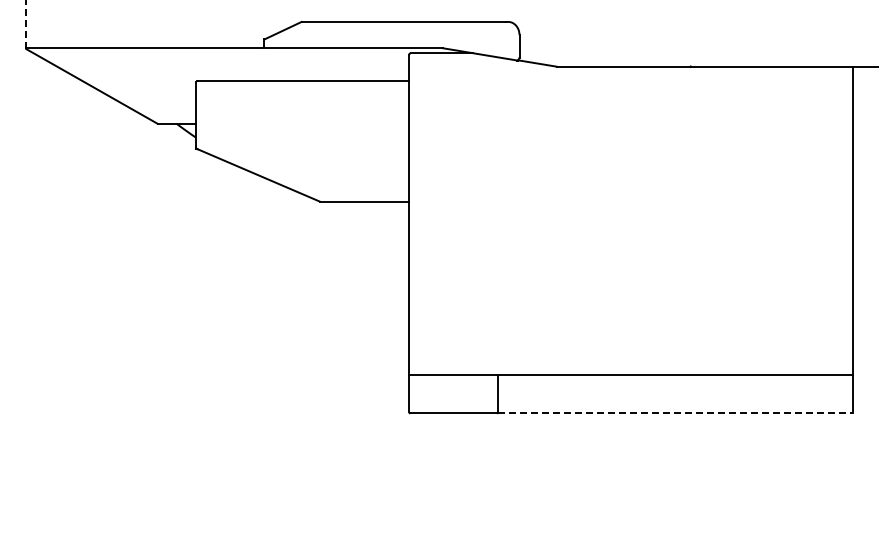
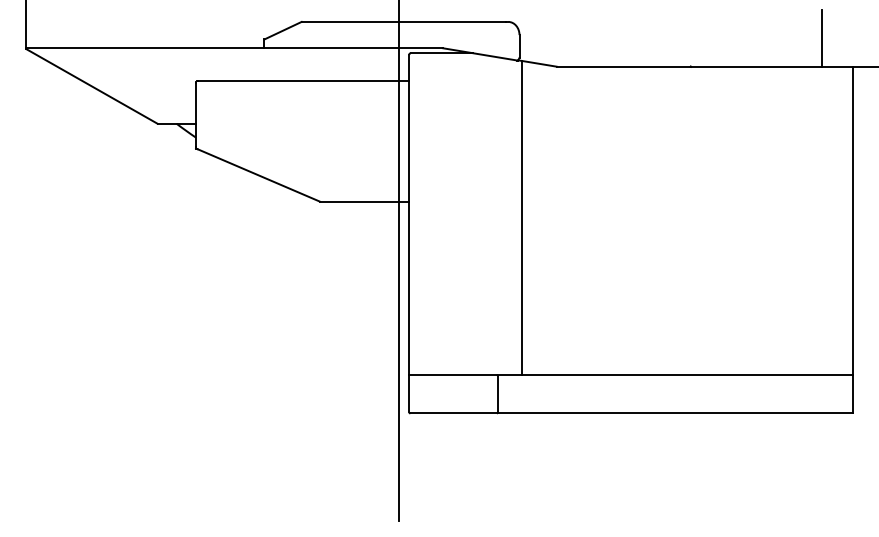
line: dashed -> solid (26, 25)
line: none -> present (822, 38)
line: none -> present (521, 217)
line: none -> present (398, 261)
line: dashed -> solid (675, 413)
